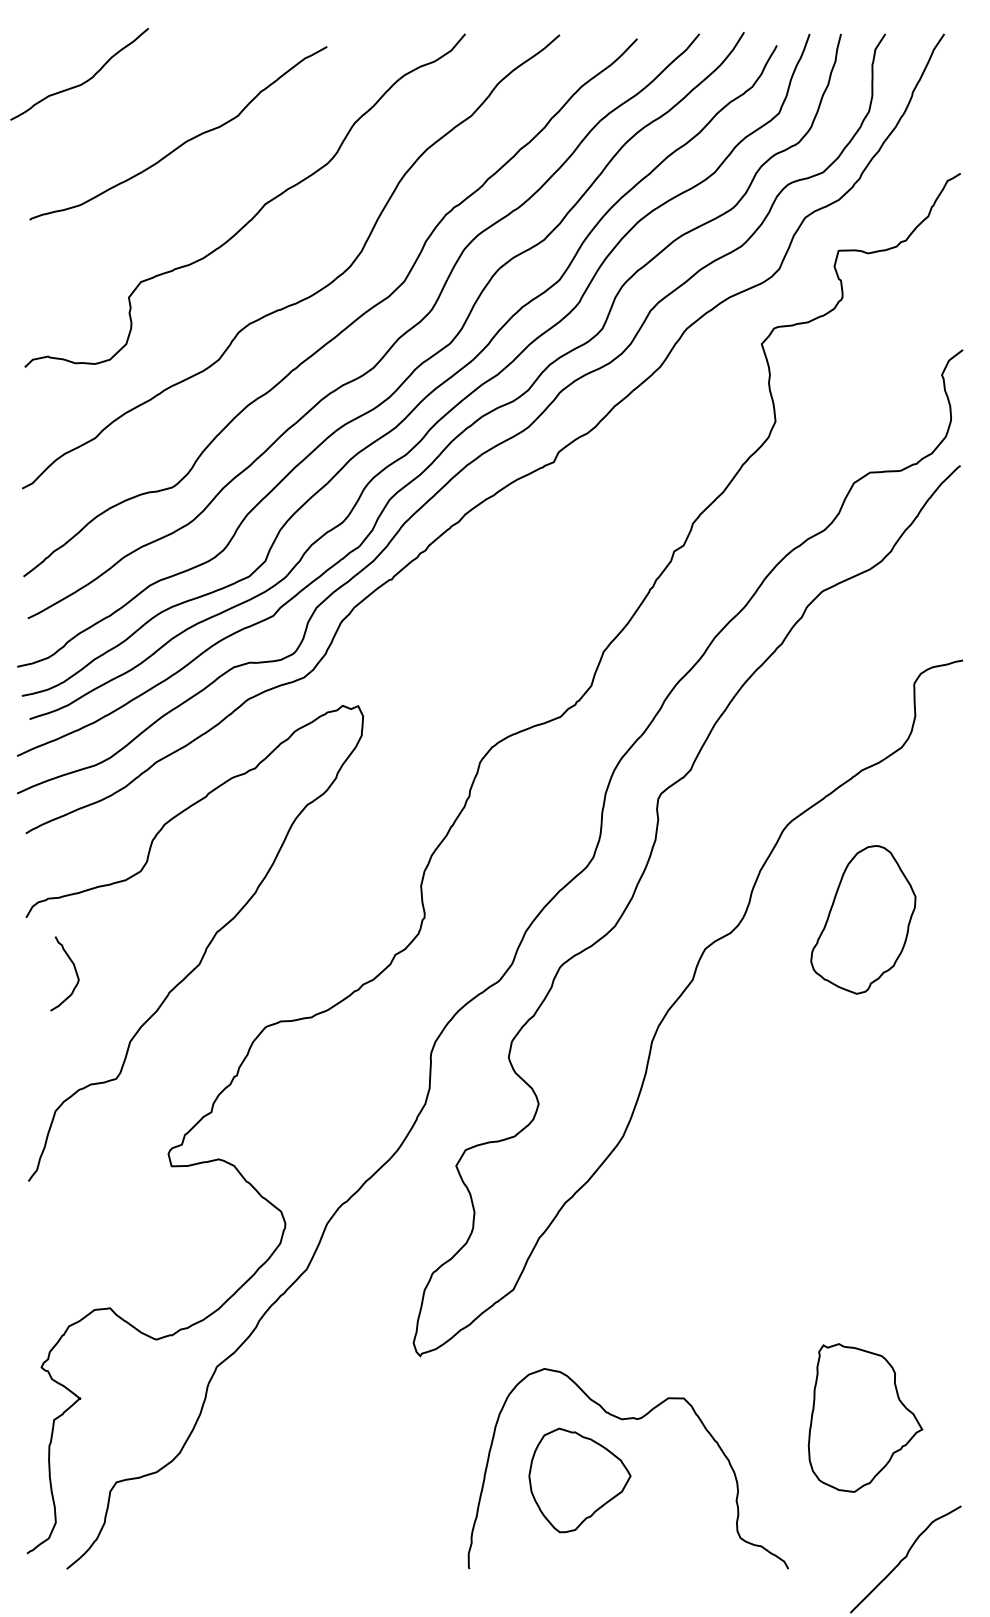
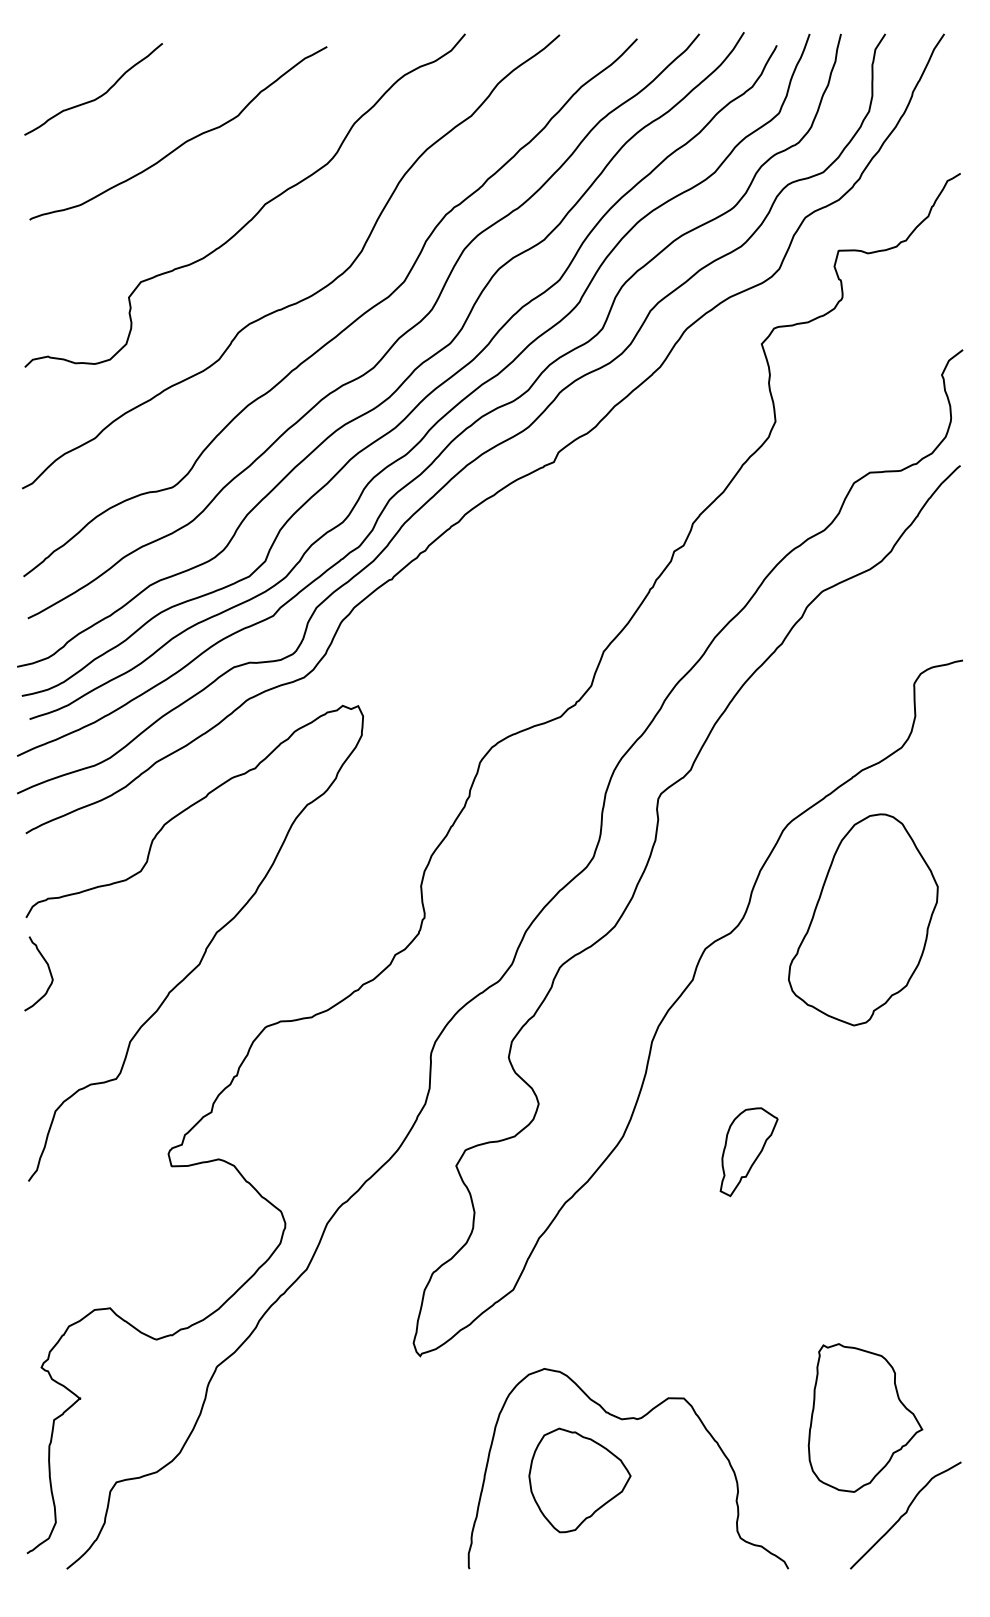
curve position: (82, 82) -> (96, 97) (96, 97)
part size: 107x150 px -> 151x214 px (863, 919)
curve position: (74, 970) -> (48, 970) (48, 970)
part: none -> present (748, 1152)
curve position: (905, 1558) -> (905, 1514) (905, 1514)
